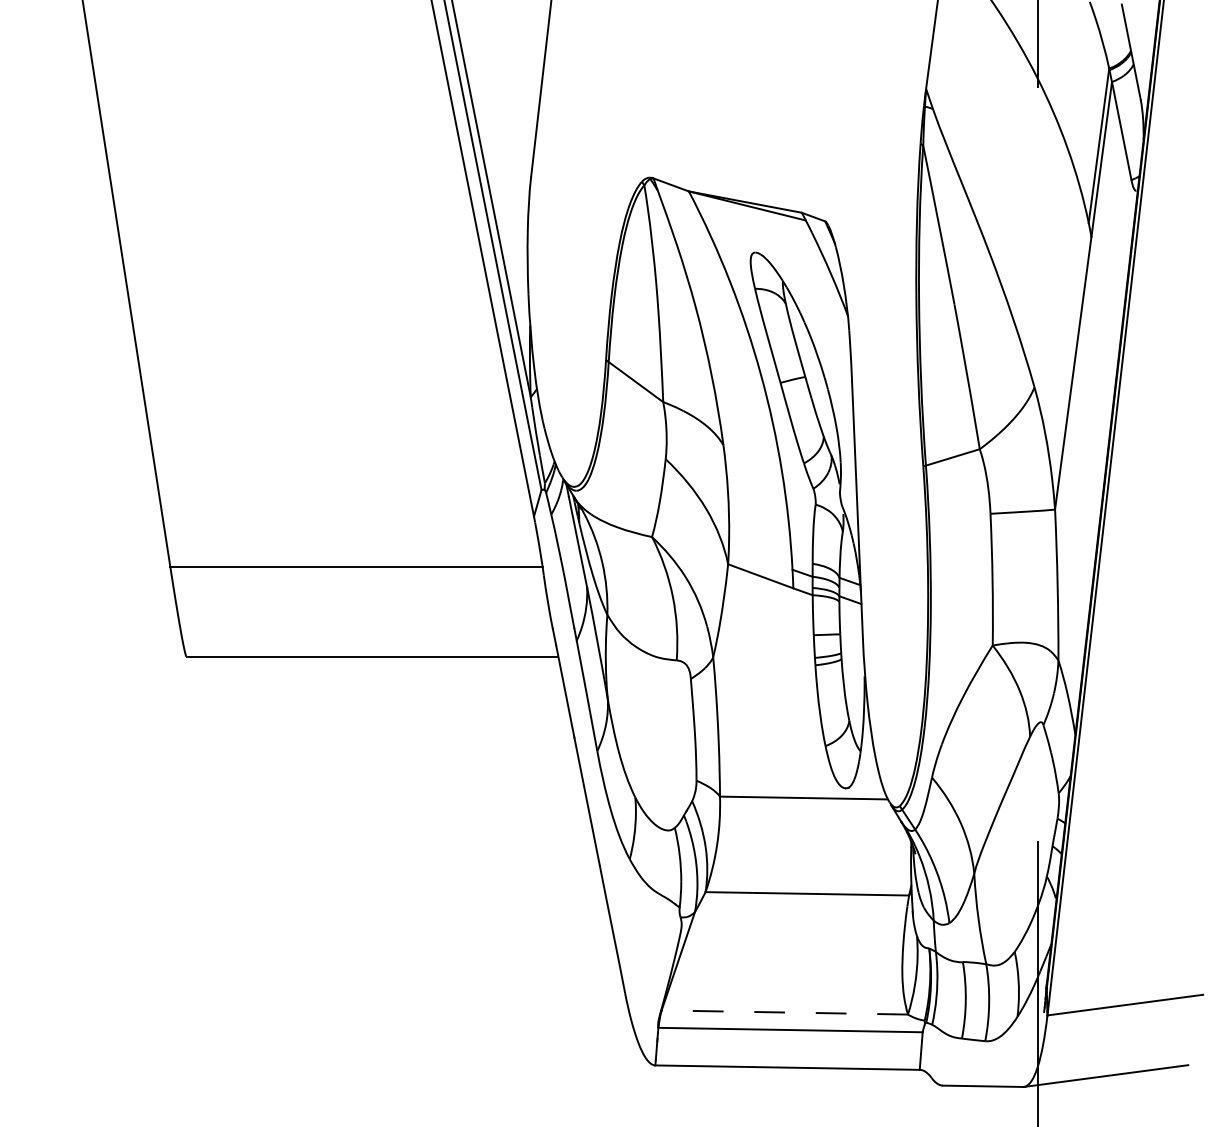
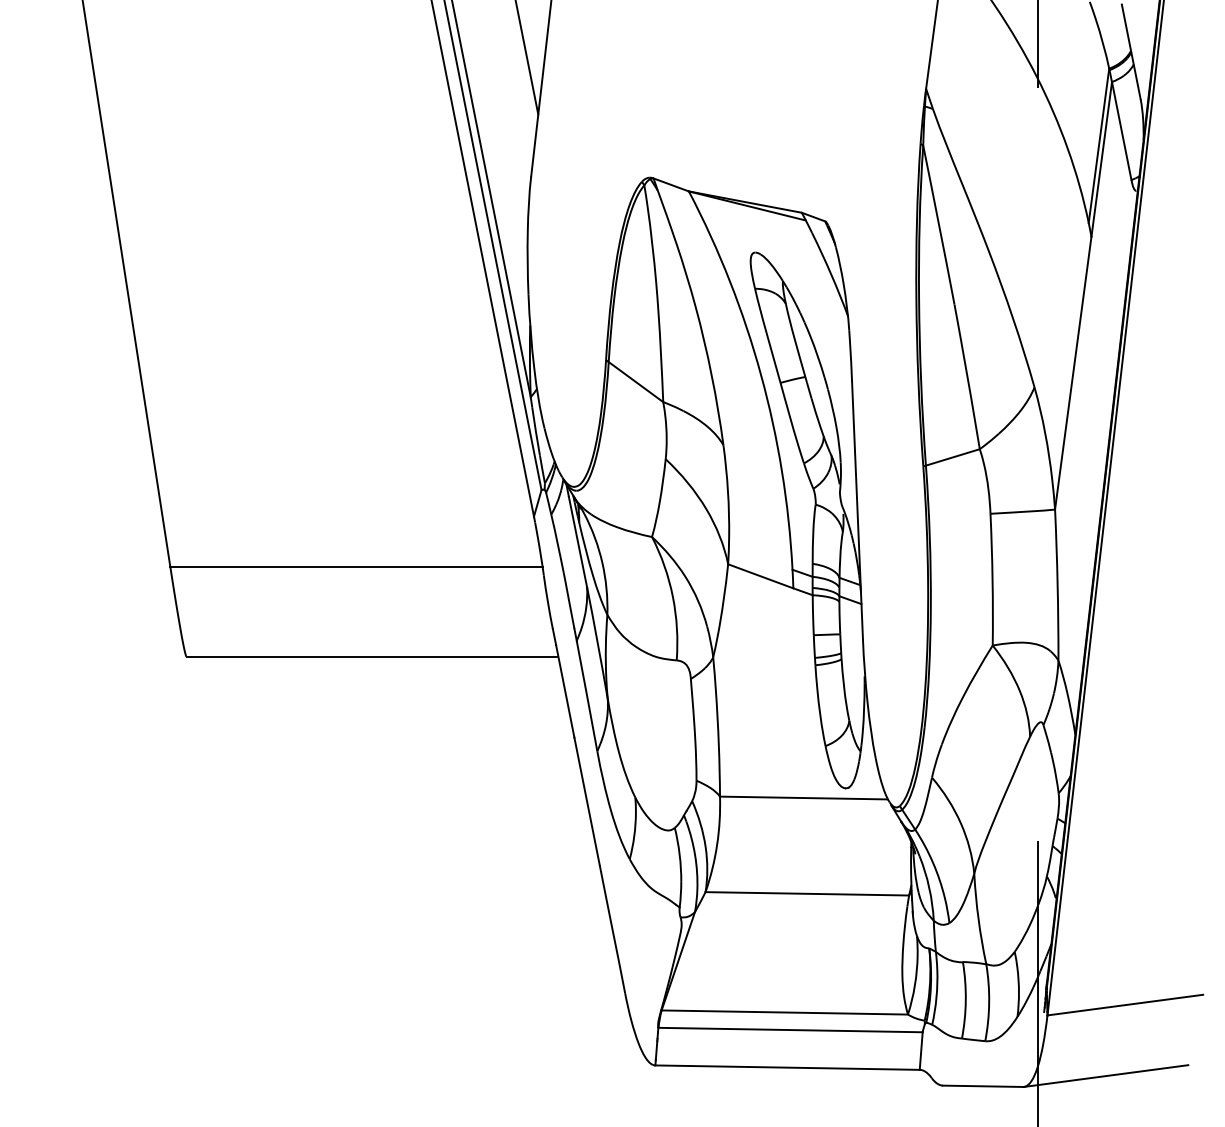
line: none -> present (527, 58)
line: dashed -> solid (784, 1012)
